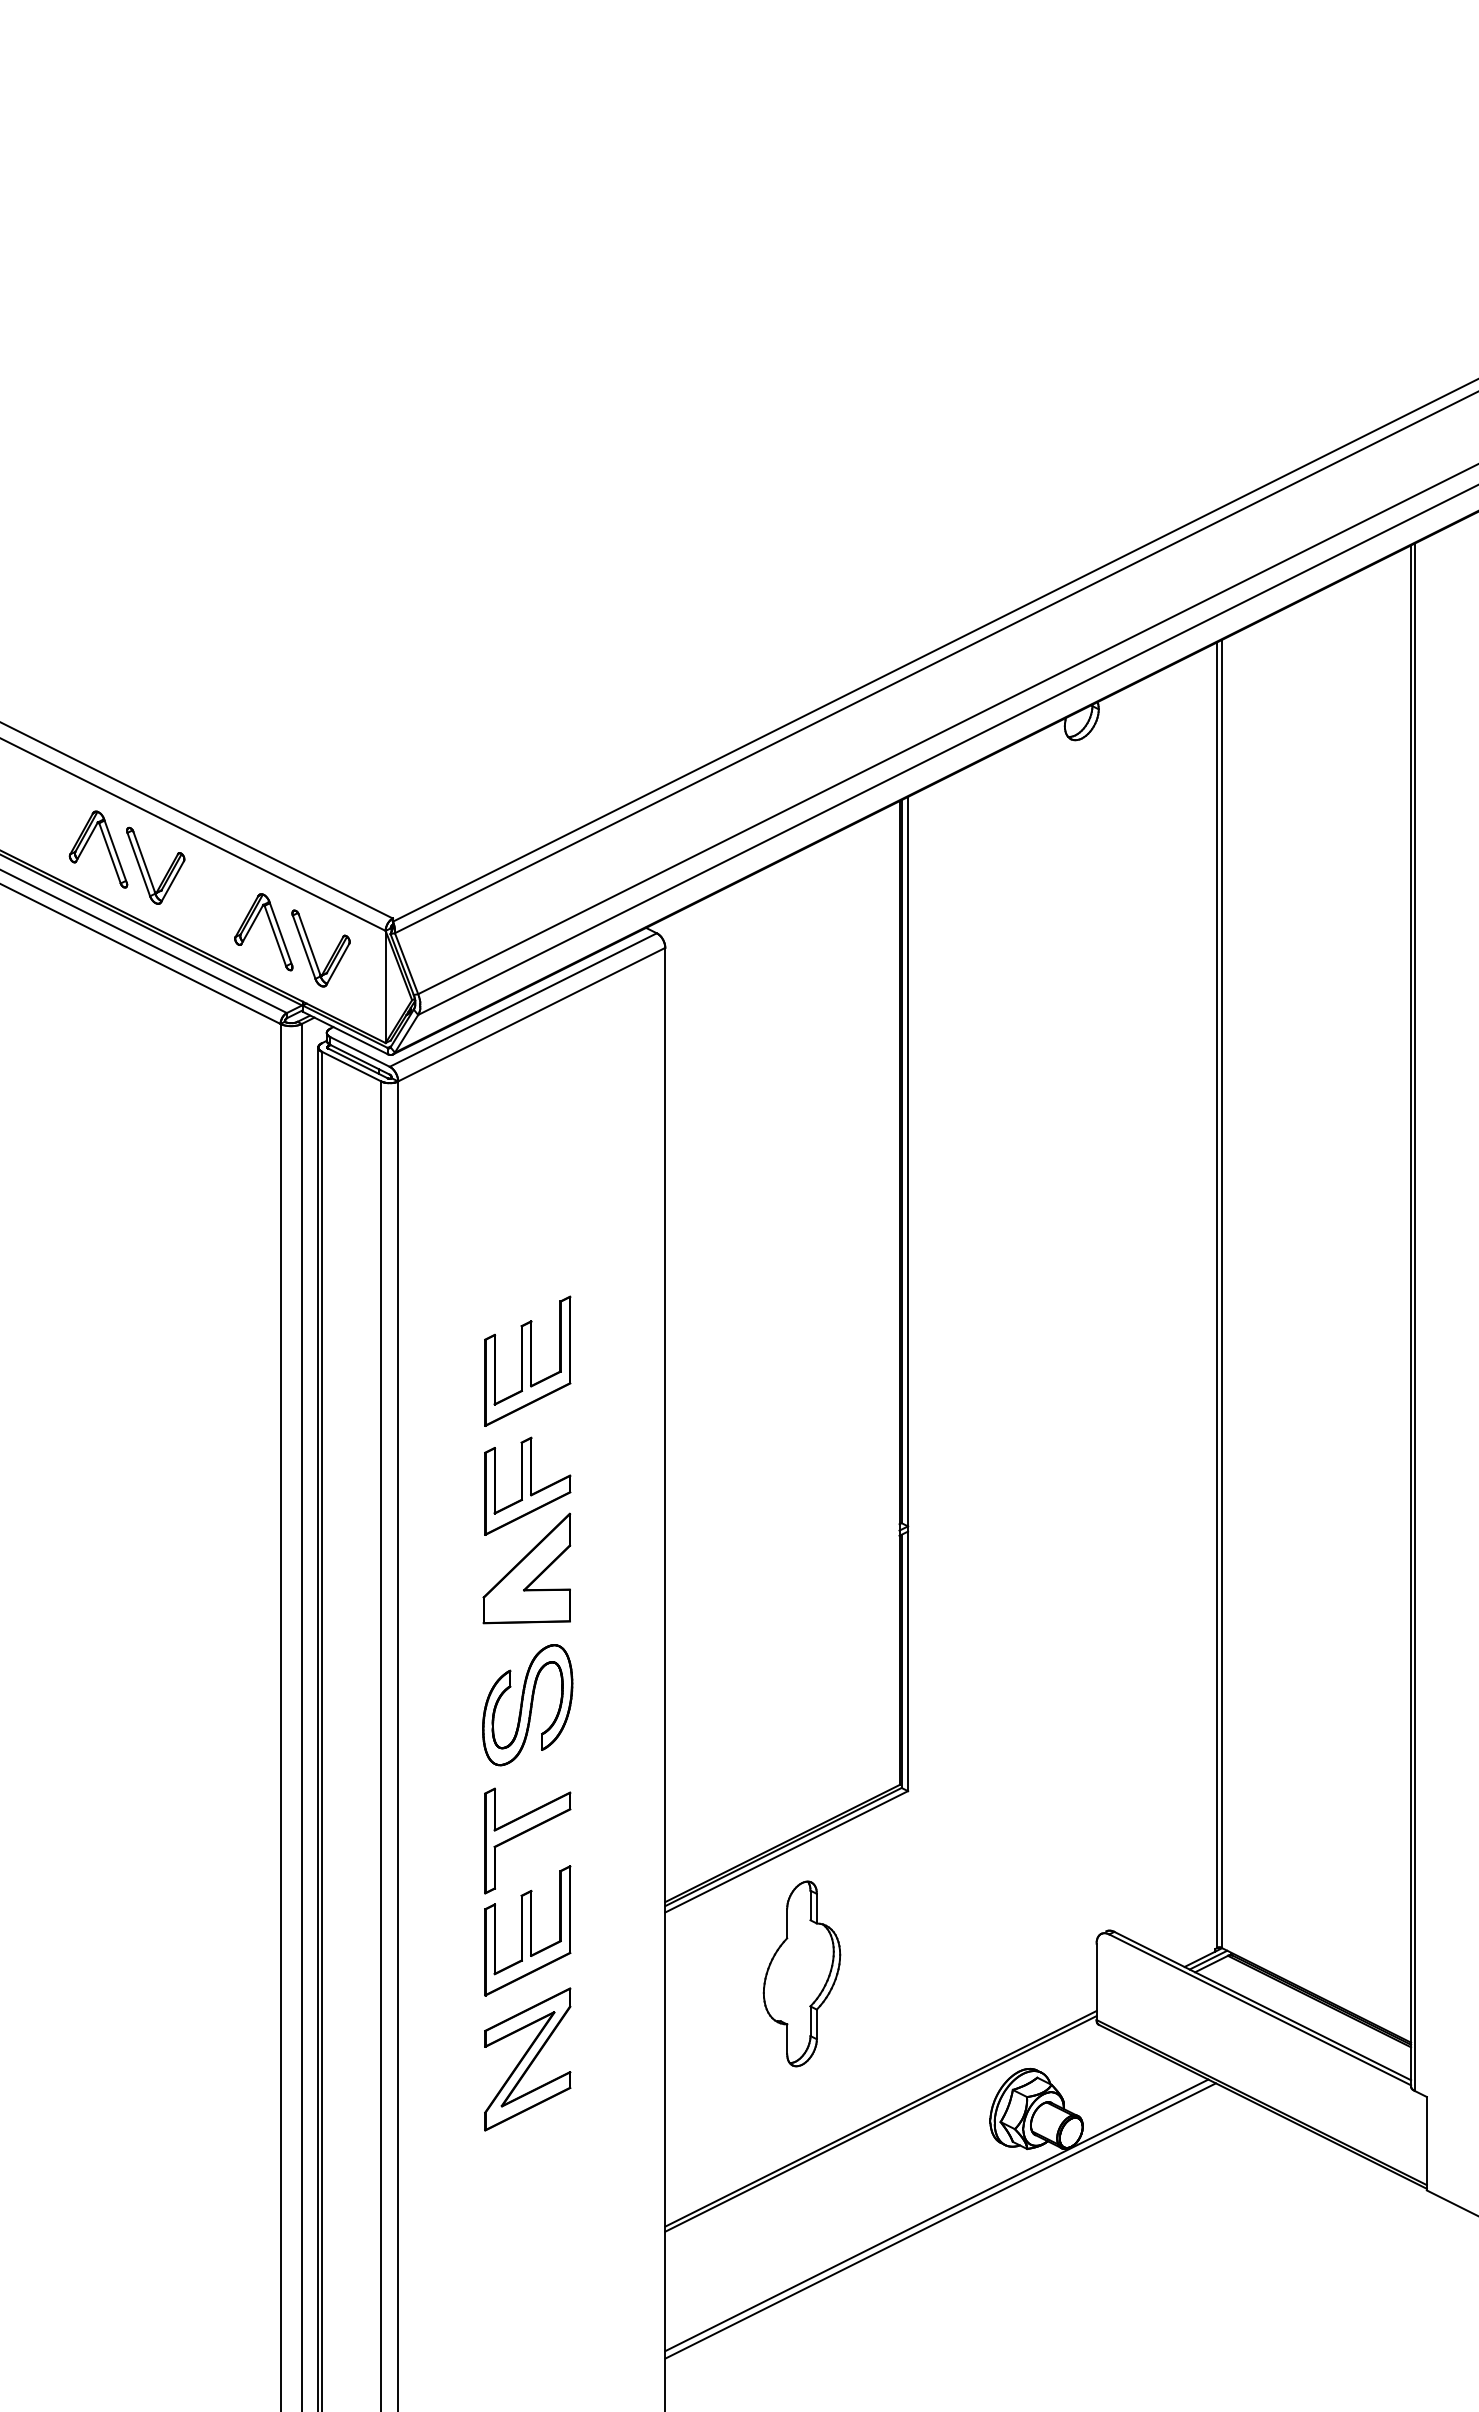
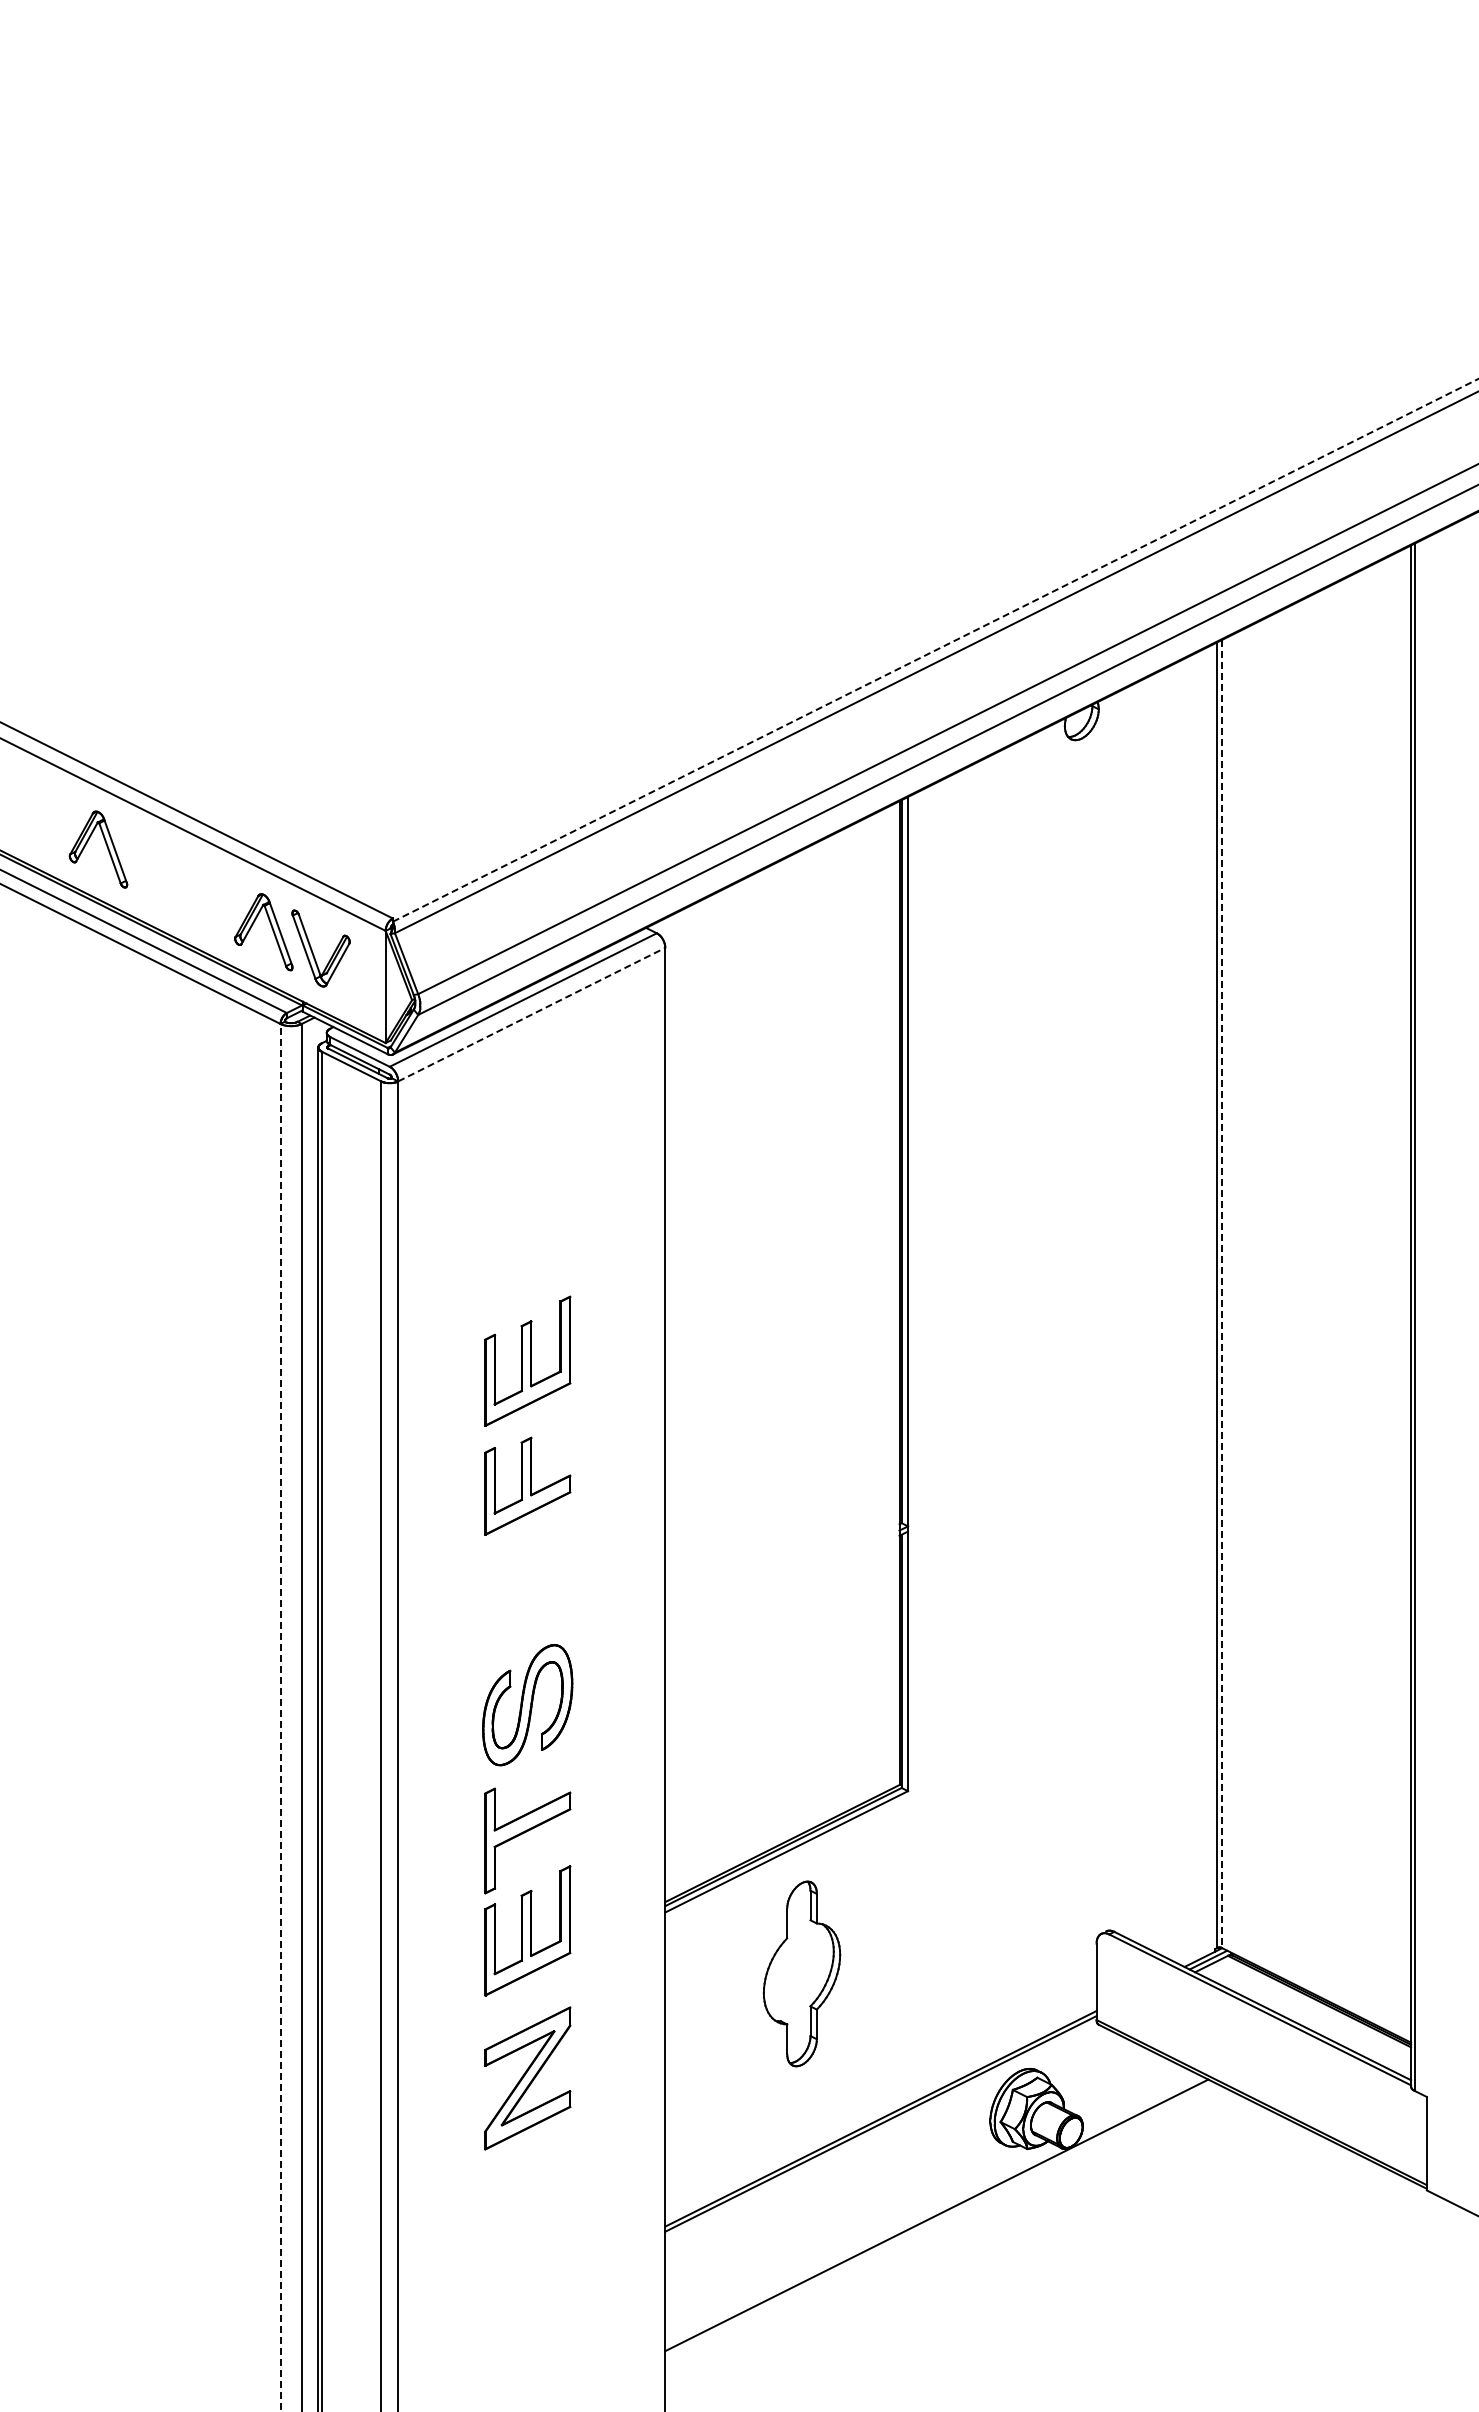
line: solid -> dashed (935, 650)
part: present -> none (147, 867)
line: solid -> dashed (532, 1014)
line: solid -> dashed (1221, 1294)
part: present -> none (526, 1568)
line: solid -> dashed (280, 1717)
part position: (527, 2059) -> (527, 2078) (527, 2078)
line: present -> none (940, 2220)
